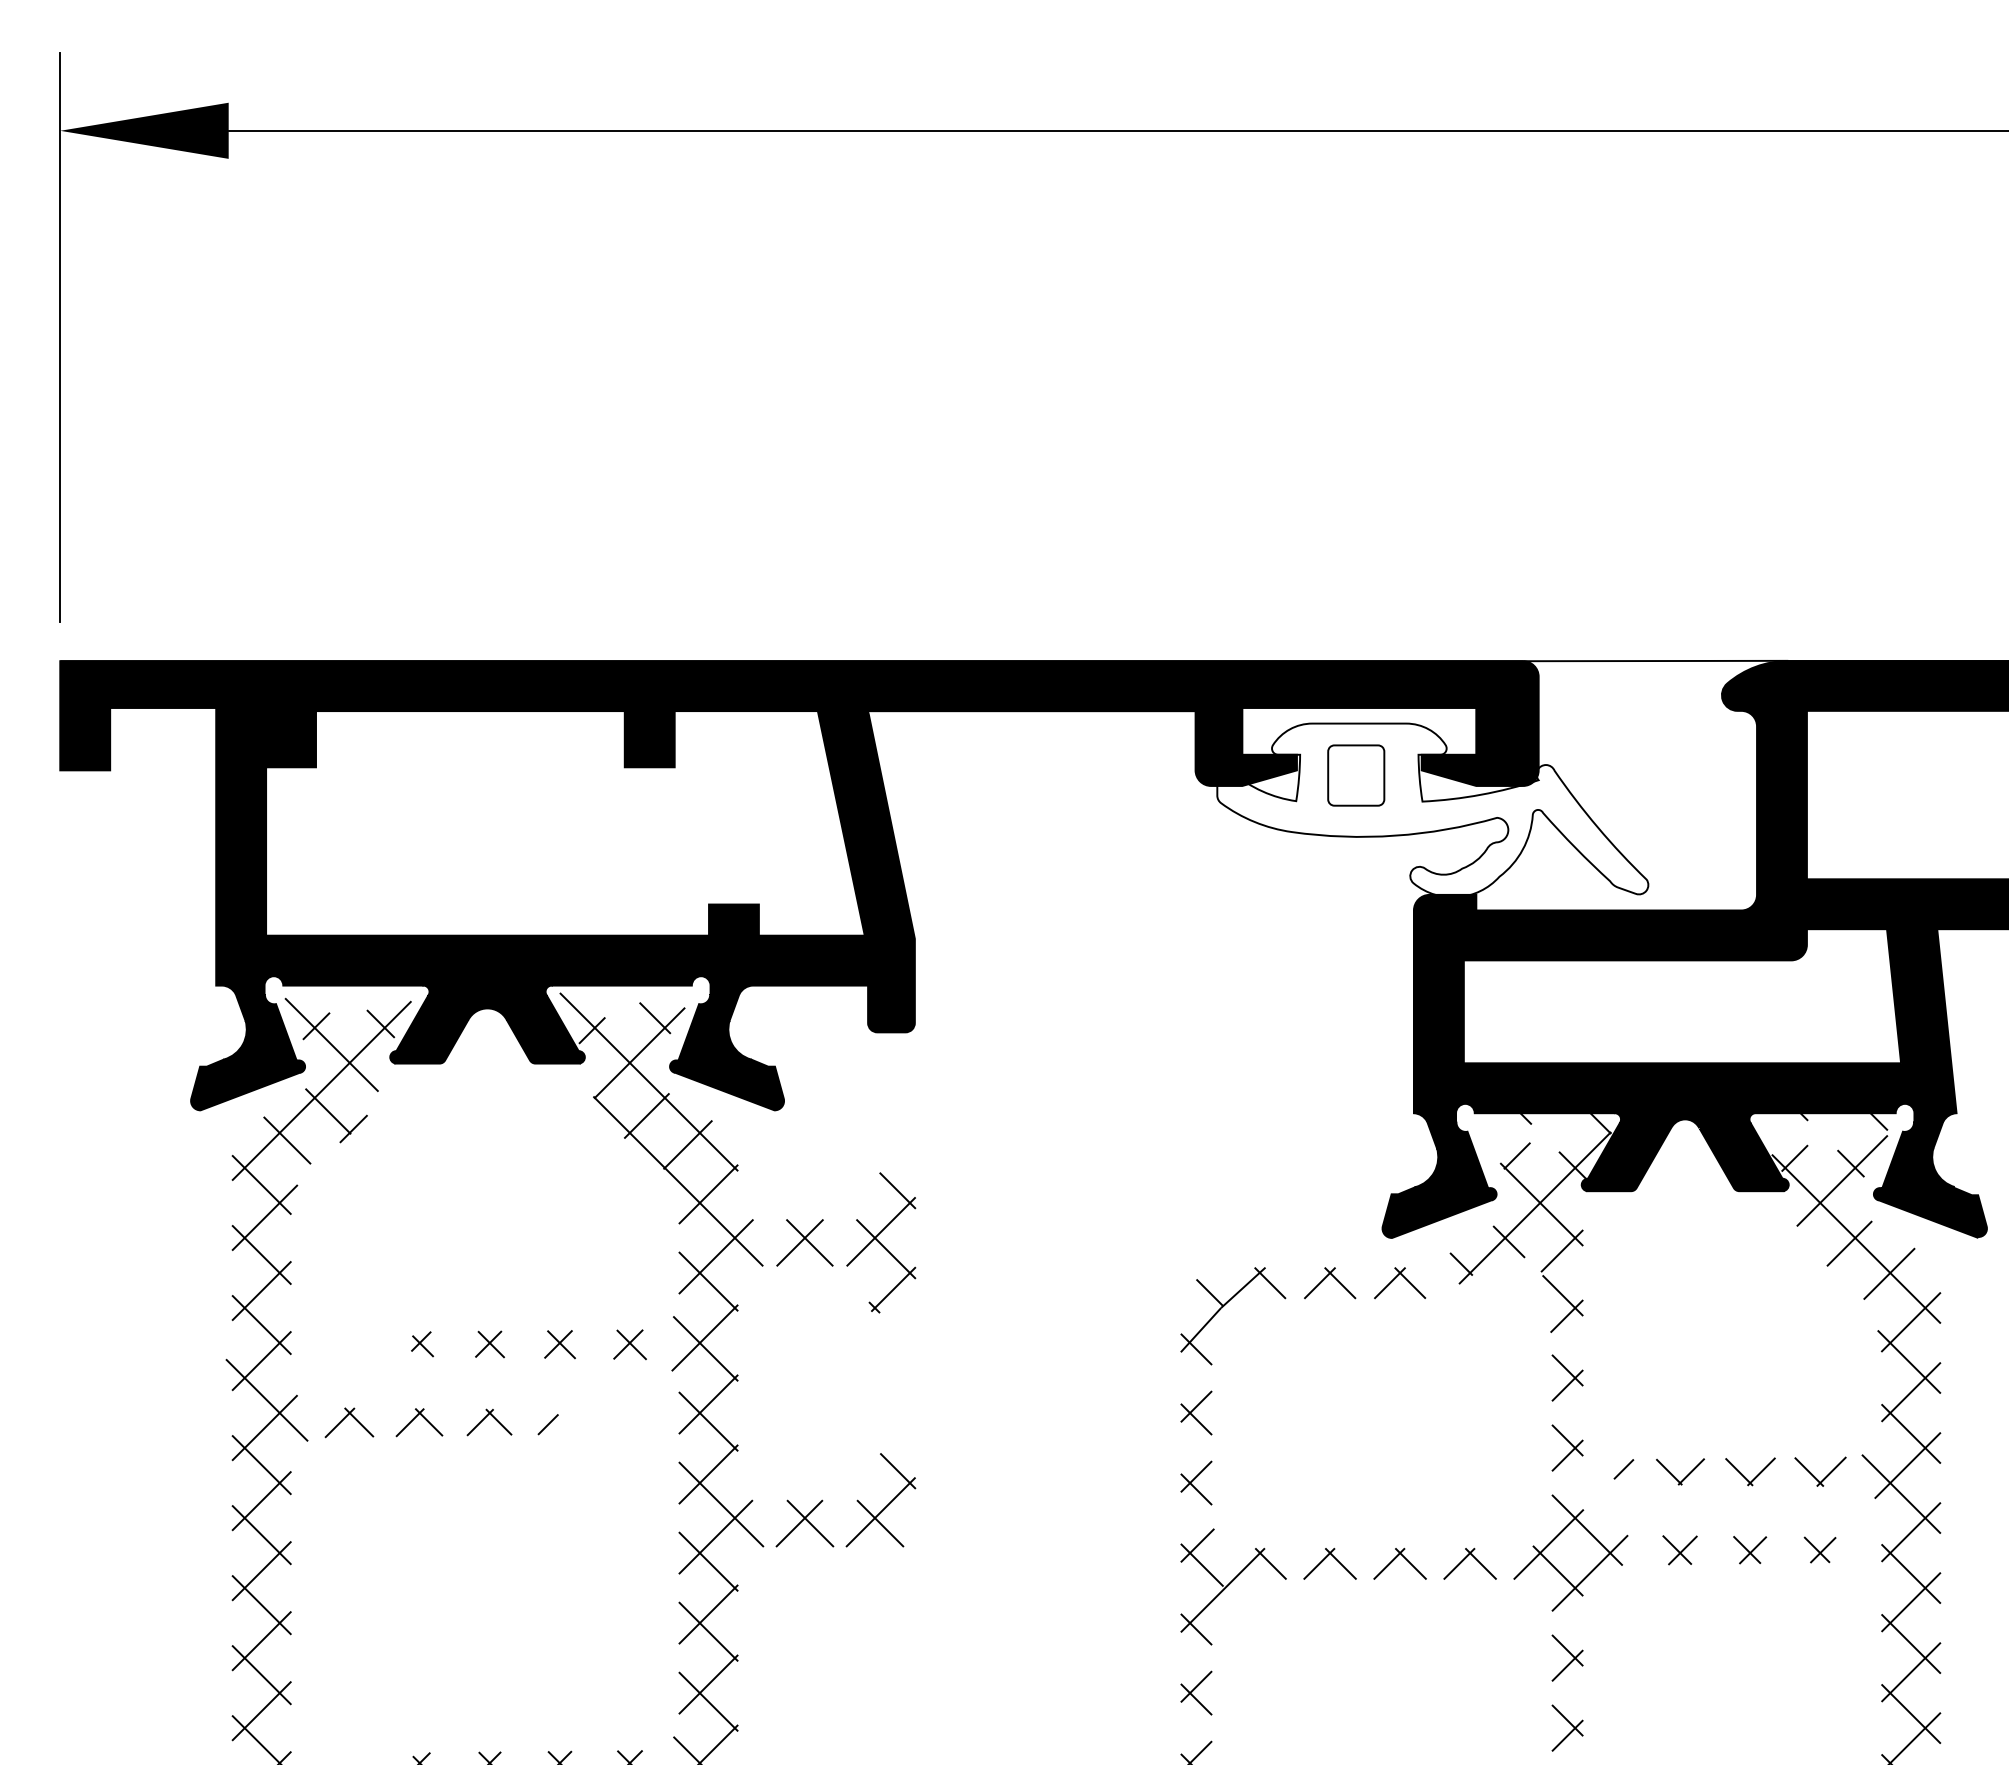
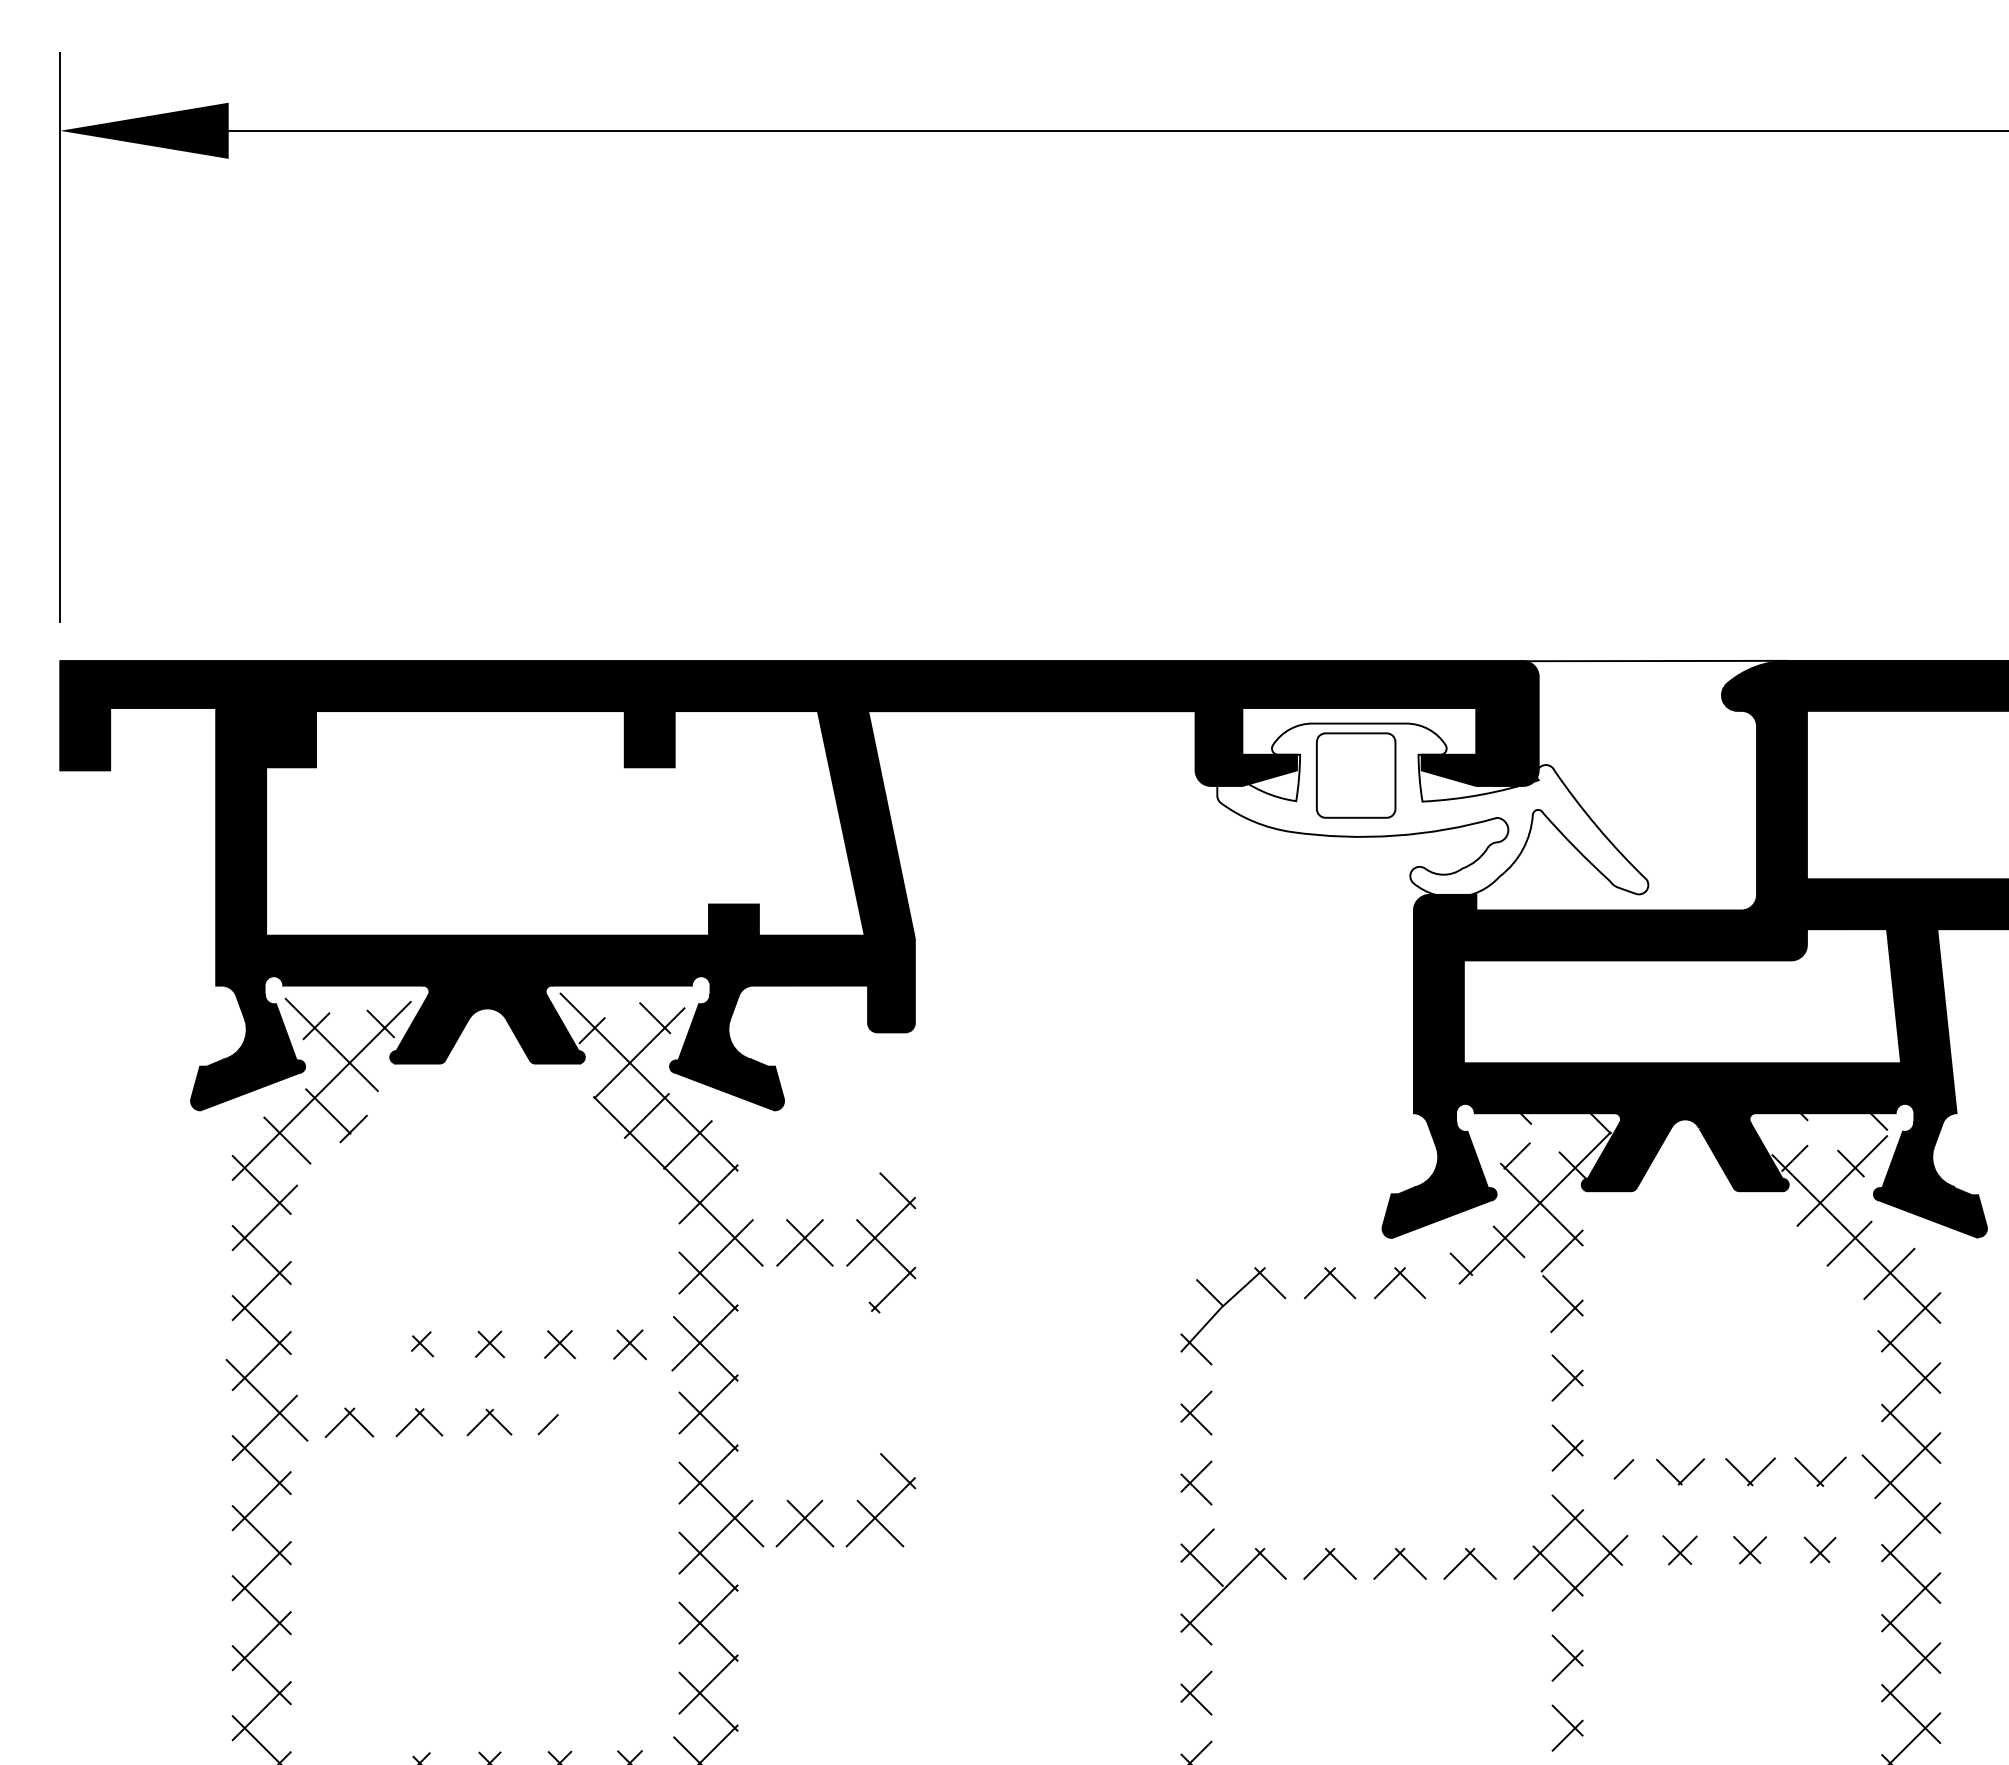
part size: 59x63 px -> 81x87 px (1356, 775)
